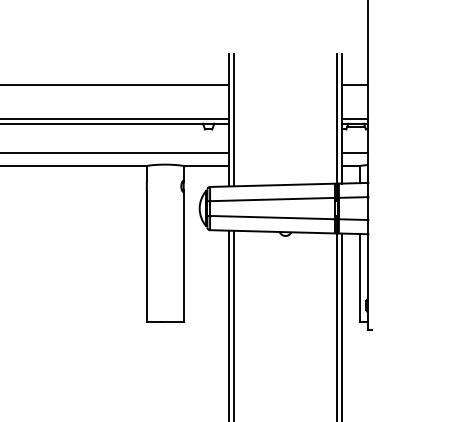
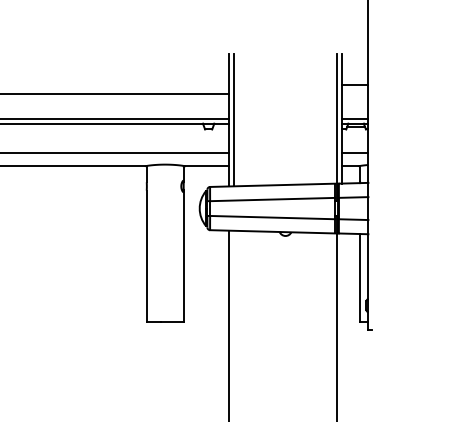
line position: (115, 84) -> (115, 93) (115, 93)
line: present -> none (234, 324)
line: present -> none (342, 325)
